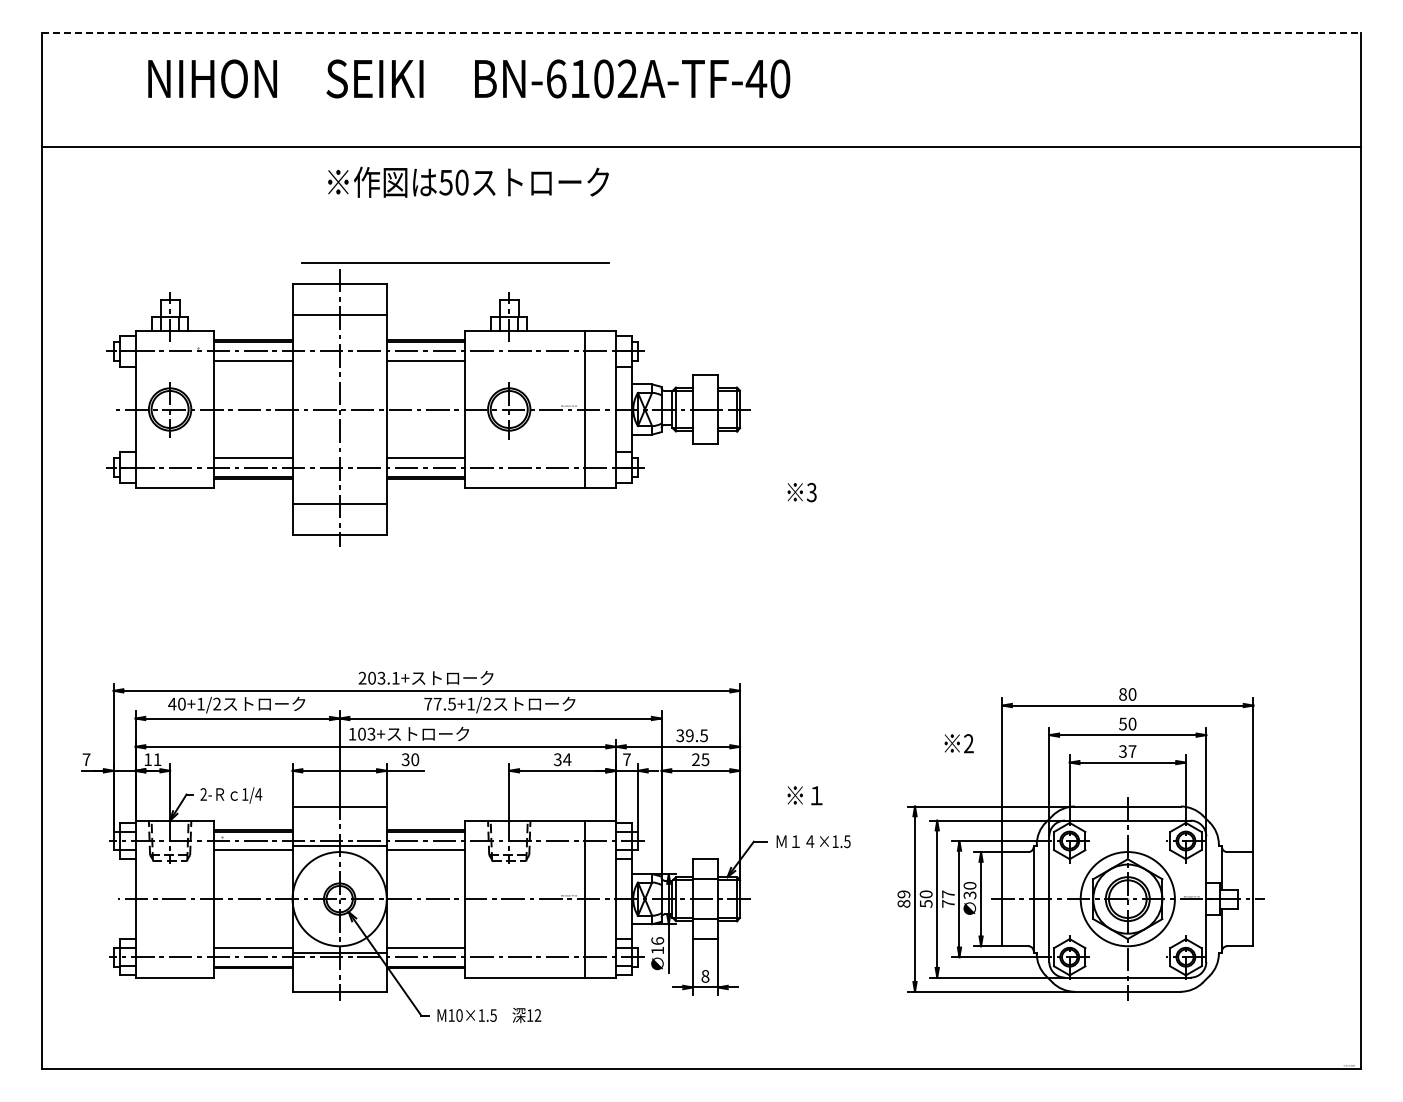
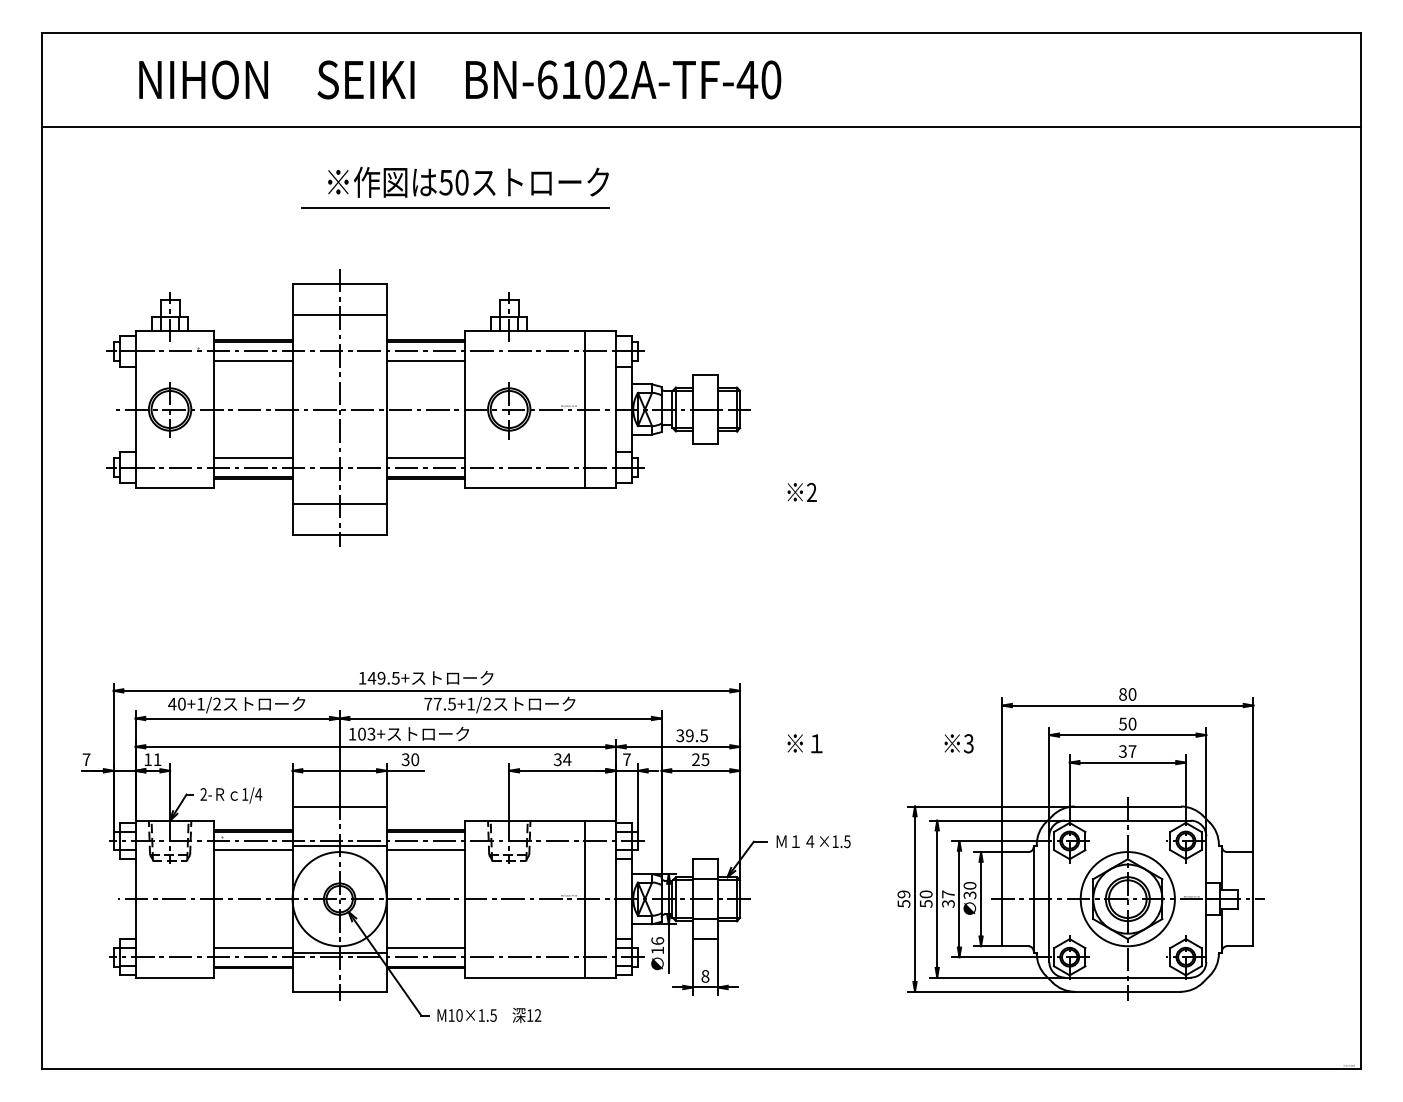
line: dashed -> solid (701, 32)
text position: (469, 78) -> (460, 79) (460, 79)
line position: (701, 147) -> (701, 127) (701, 127)
line position: (455, 262) -> (455, 207) (455, 207)
text: 3 -> 2 (811, 492)
text: 203.1+ -> 149.5+ (378, 677)
text: 2 -> 3 (968, 743)
text position: (804, 795) -> (804, 743) (804, 743)
text: 89 -> 59 (903, 903)
text: 77 -> 37 (948, 903)
